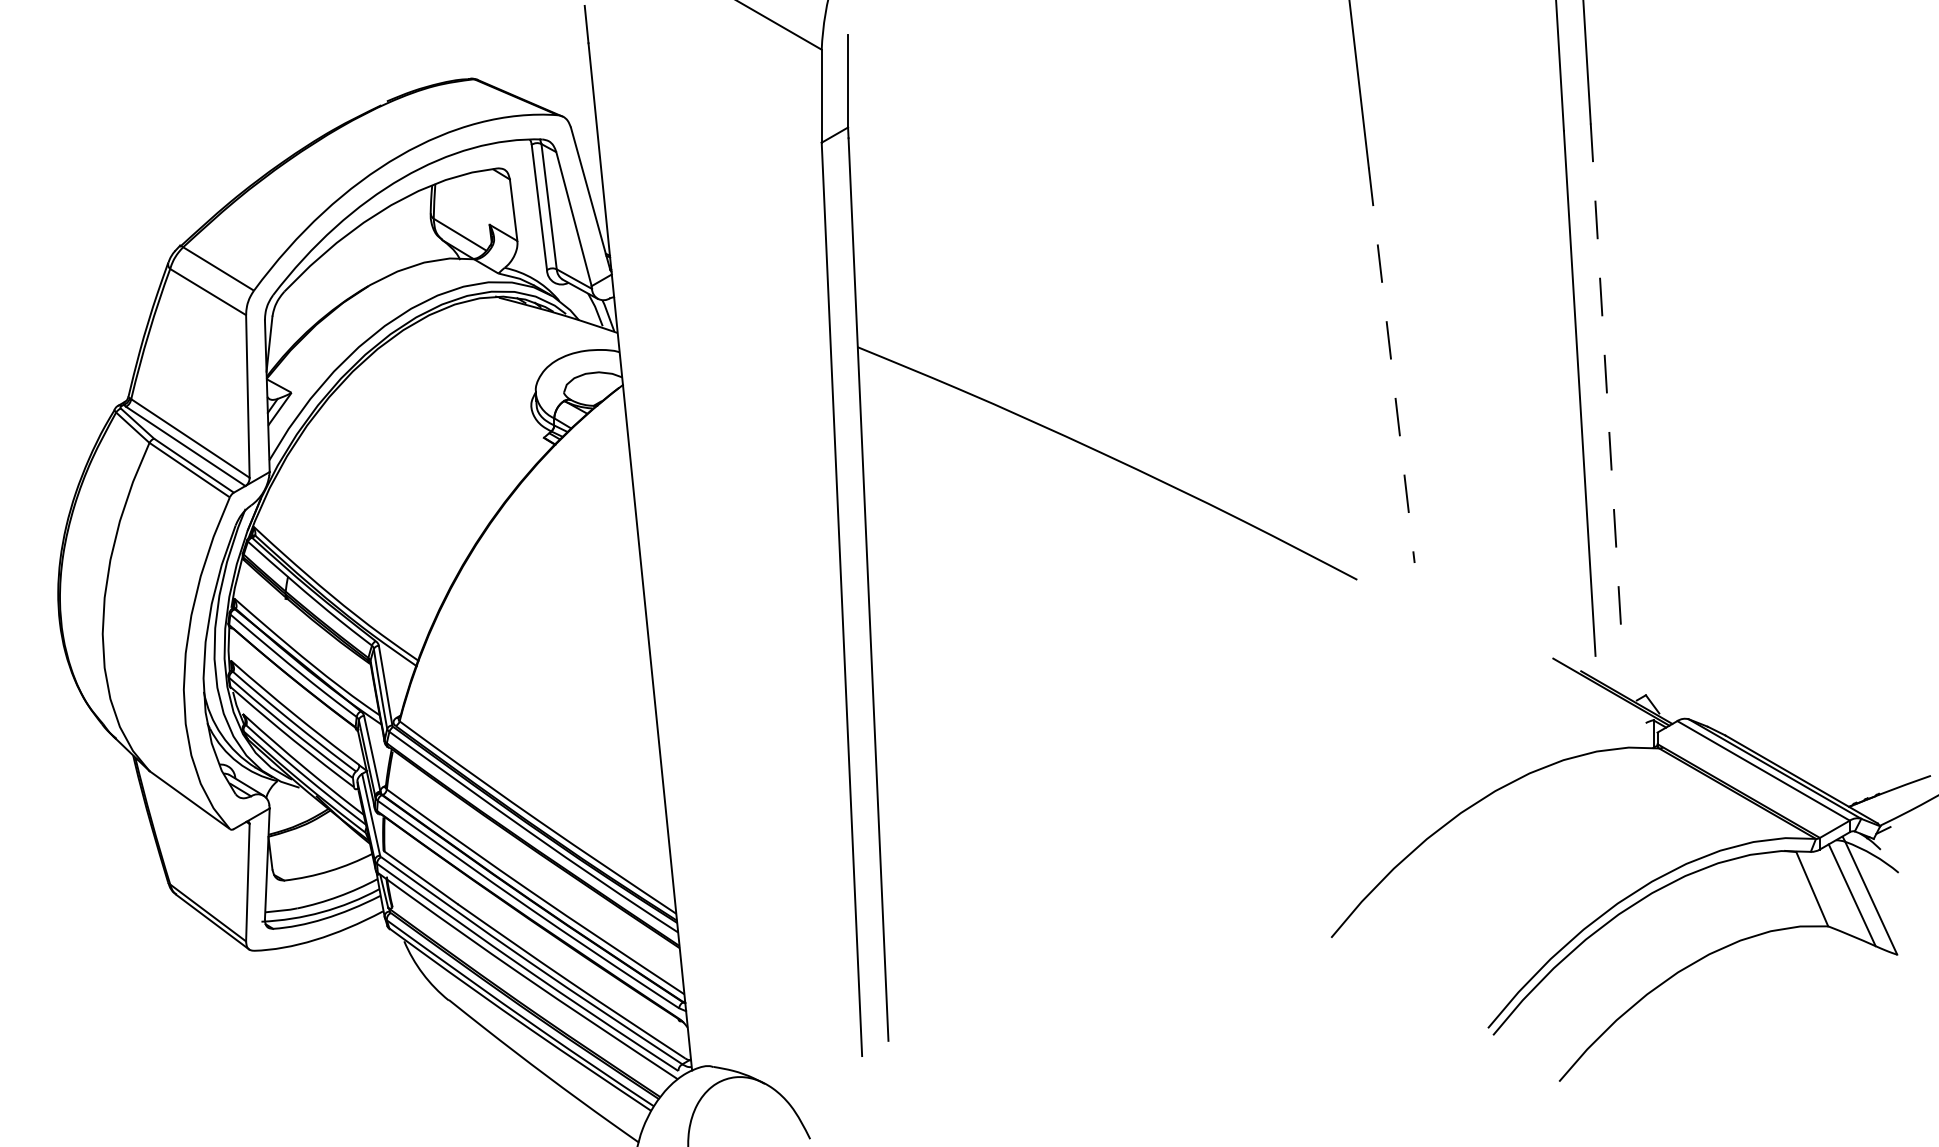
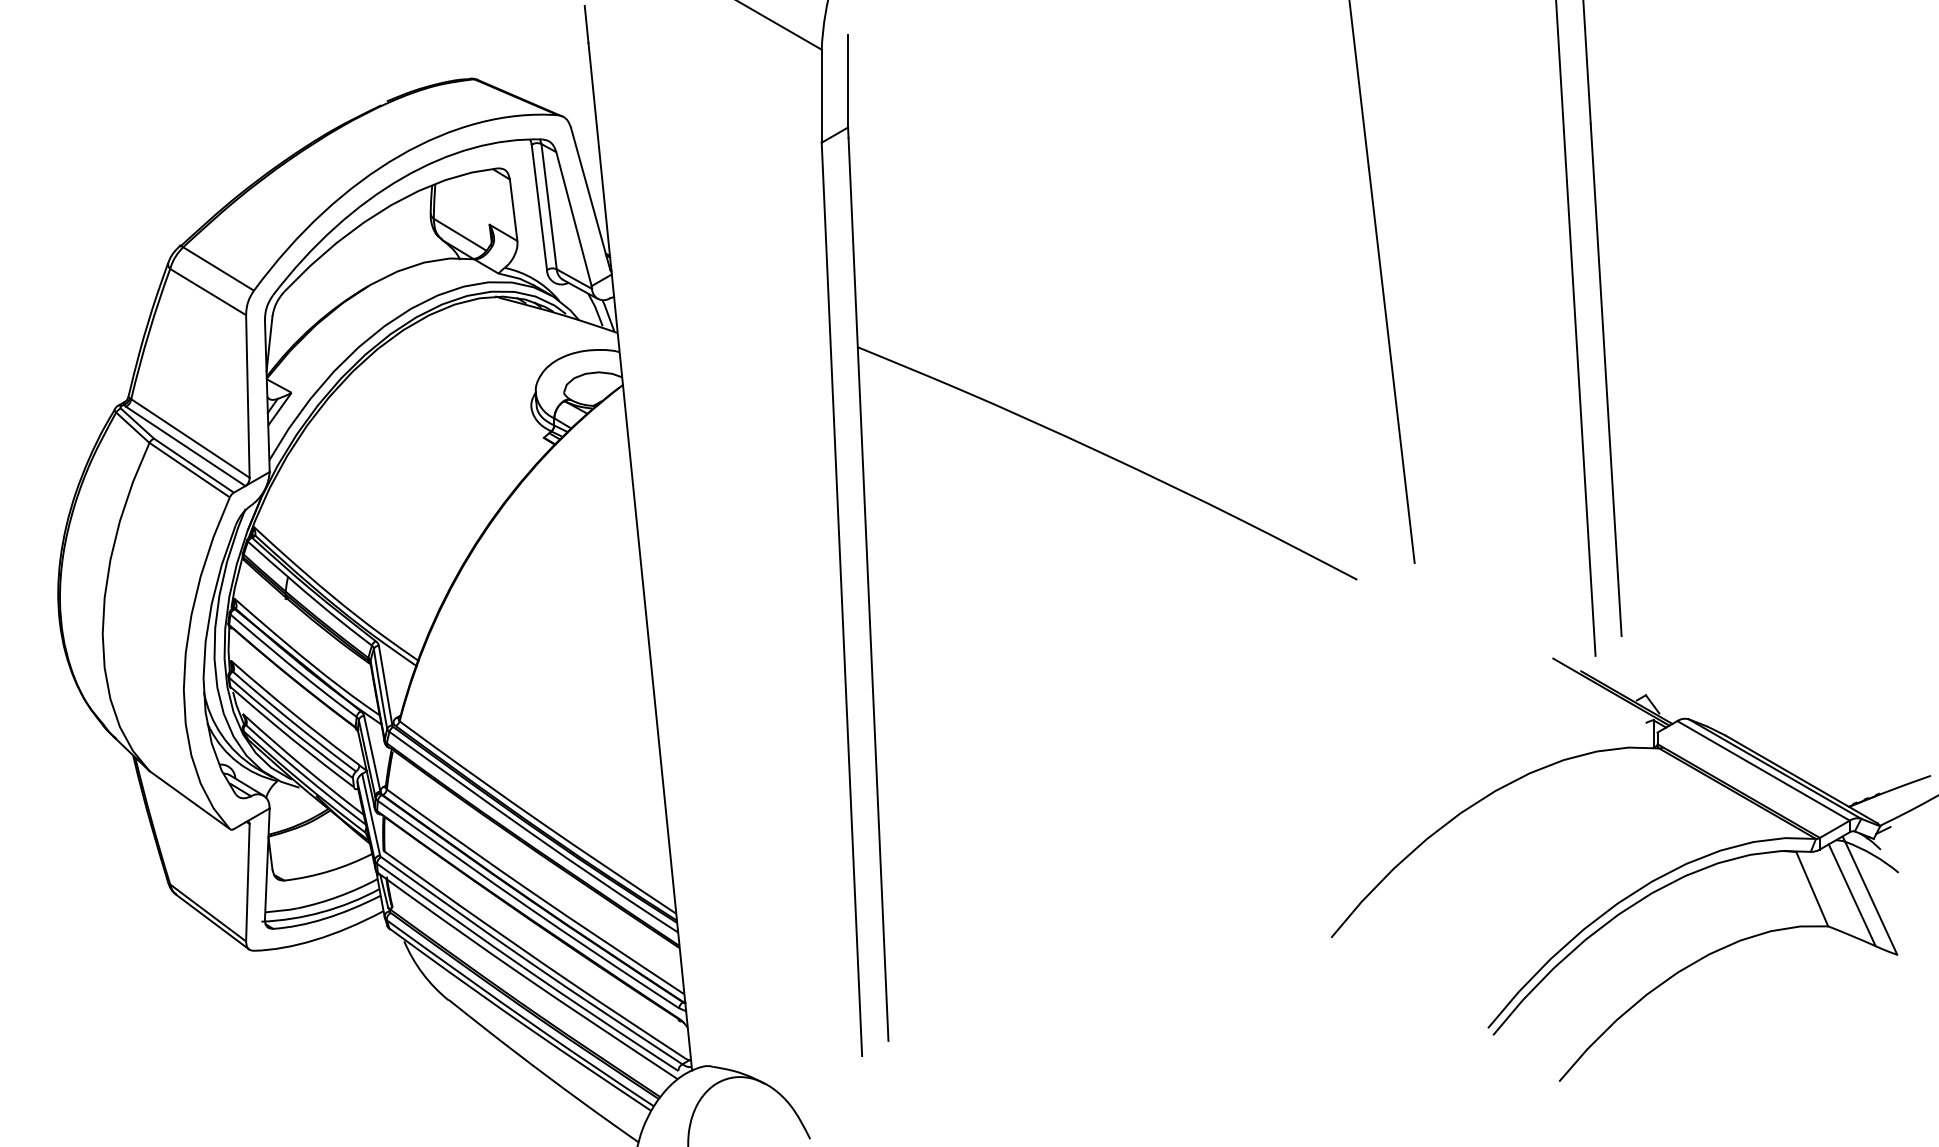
line: dashed -> solid (1391, 365)
line: dashed -> solid (1606, 379)
